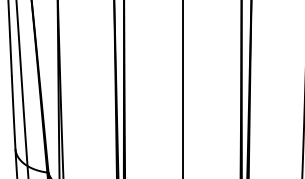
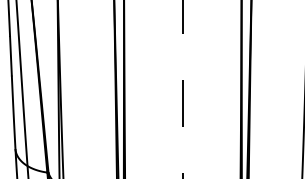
line: solid -> dashed (182, 89)
